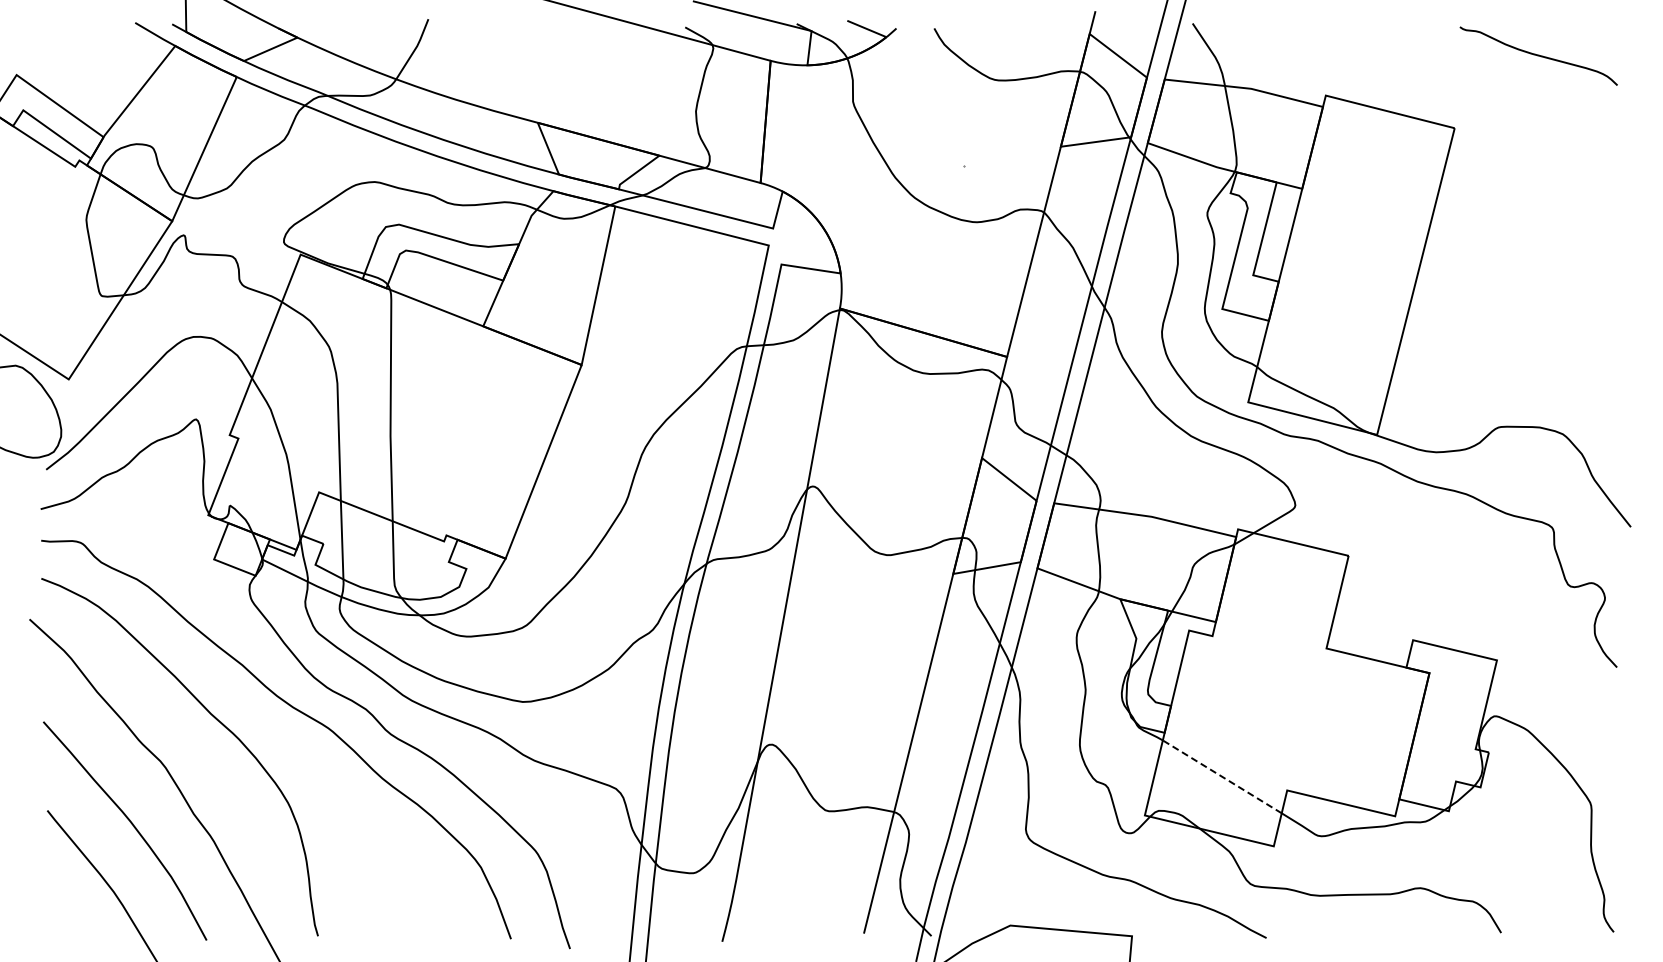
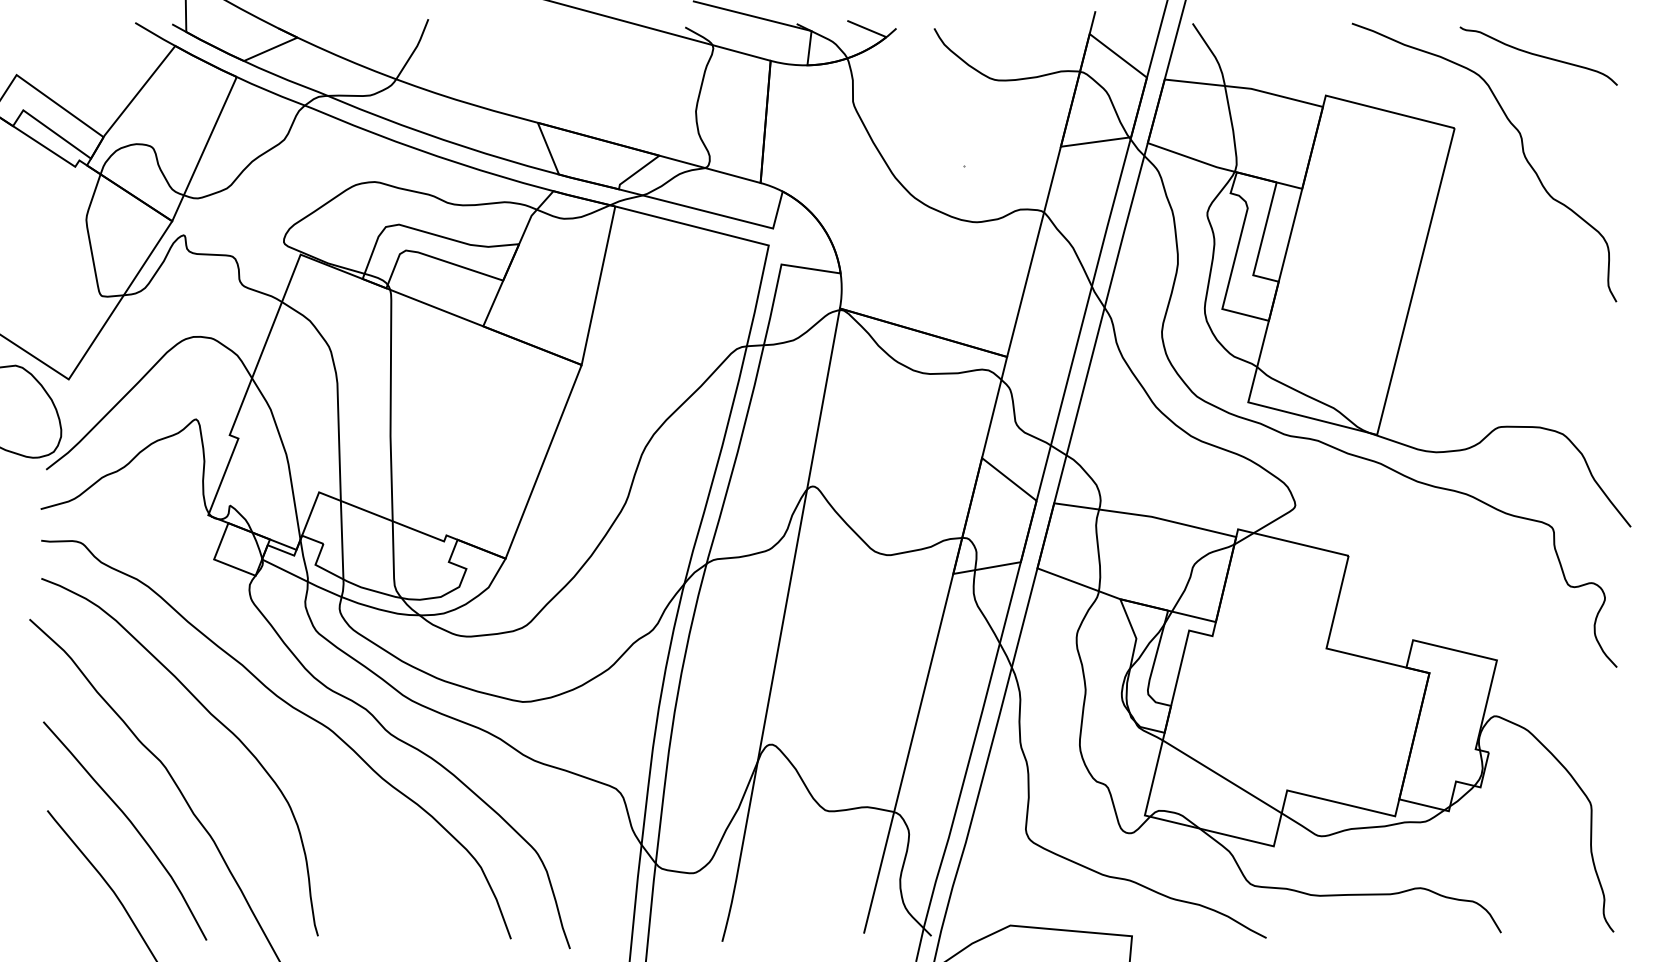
curve: none -> present (1522, 152)
line: dashed -> solid (1222, 776)
